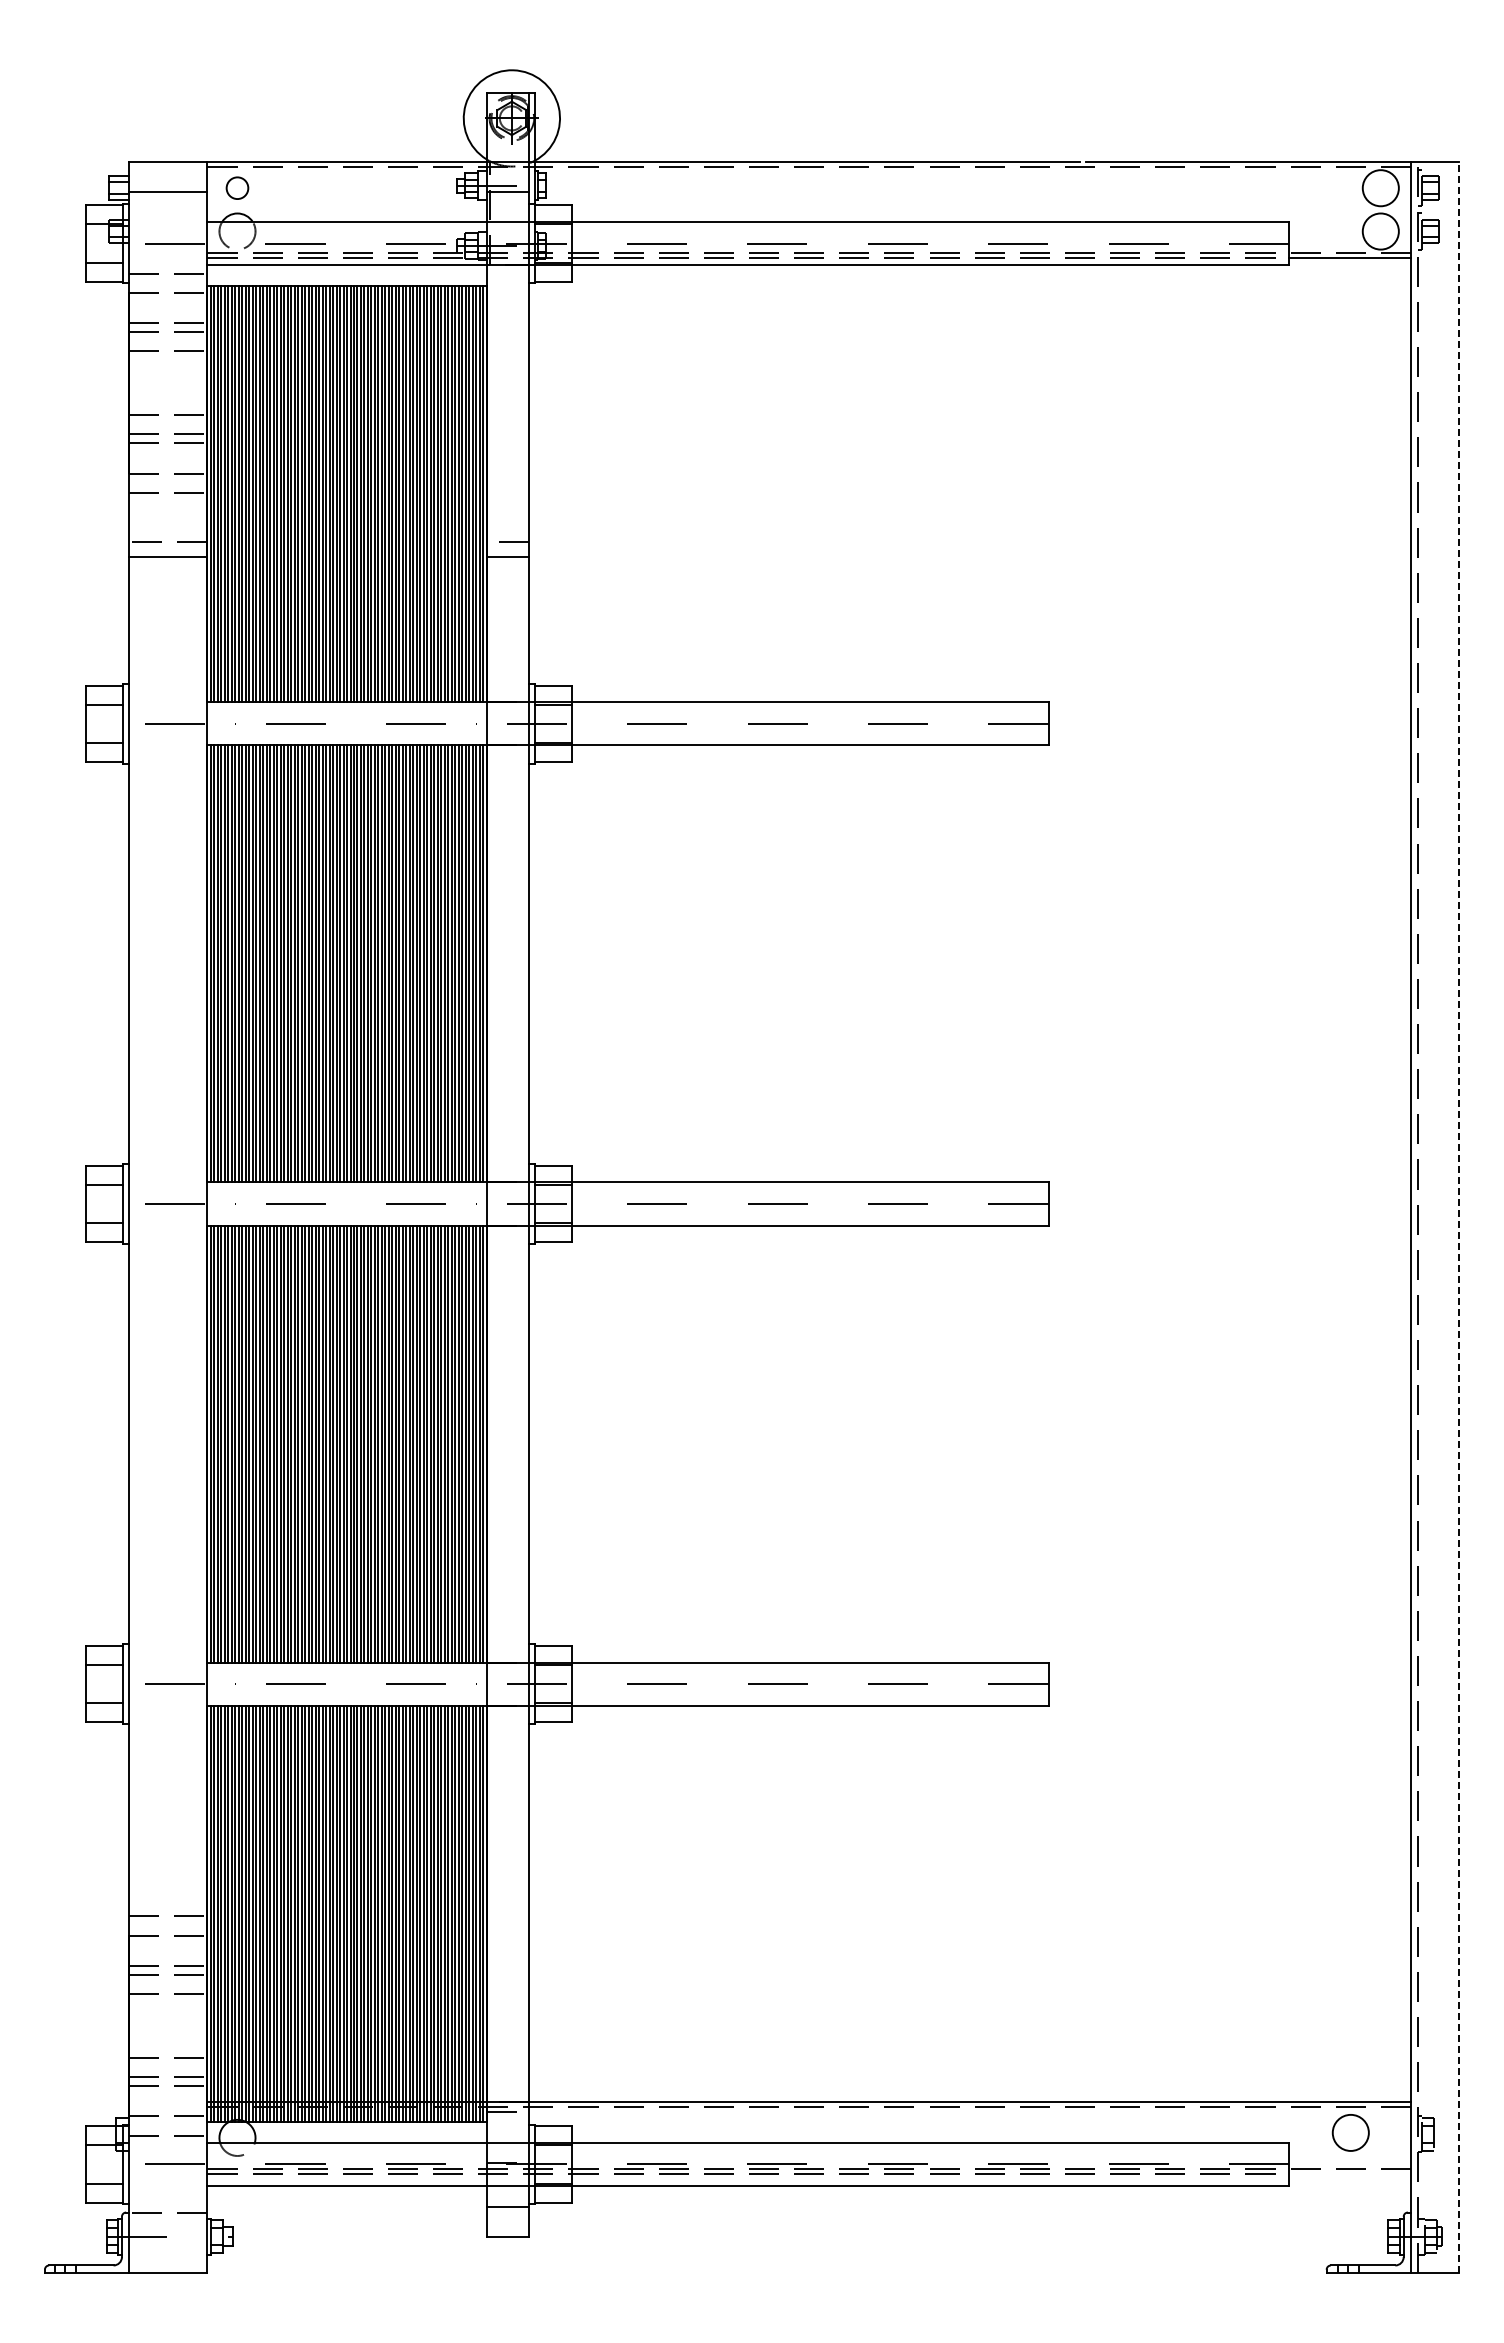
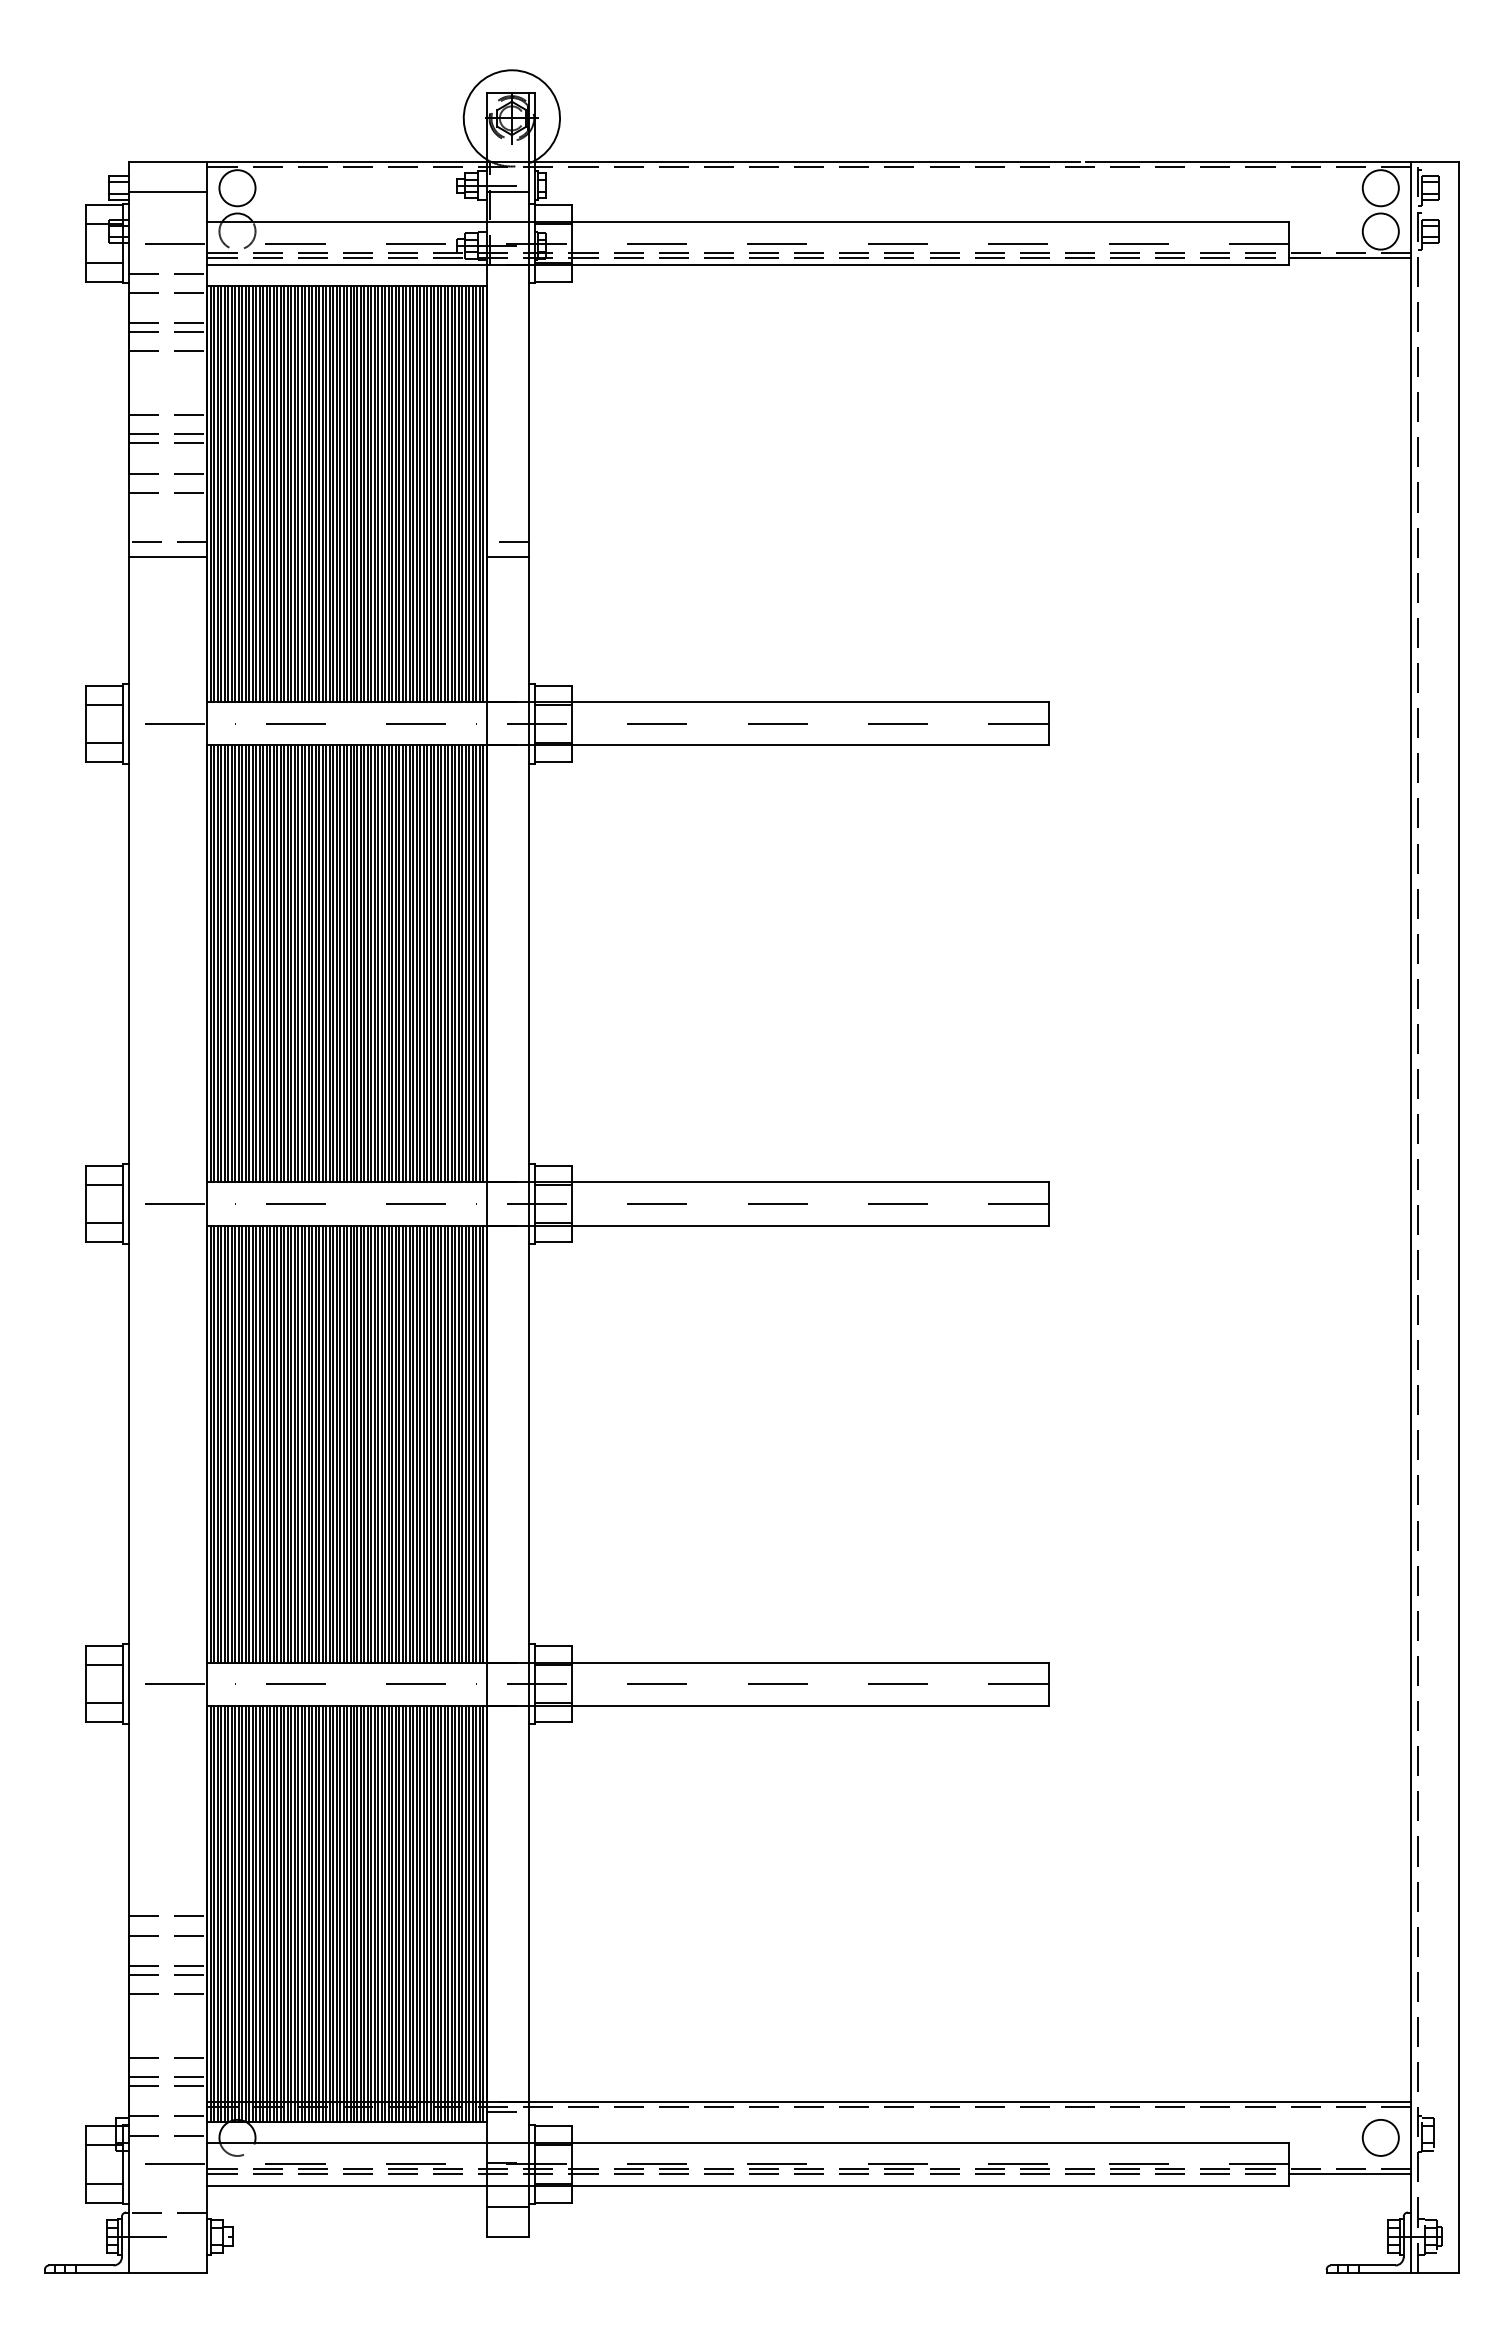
circle diameter: 22 px -> 36 px (237, 188)
line: dashed -> solid (1459, 1216)
circle position: (1350, 2132) -> (1380, 2137) (1380, 2137)
line: none -> present (1349, 2174)
